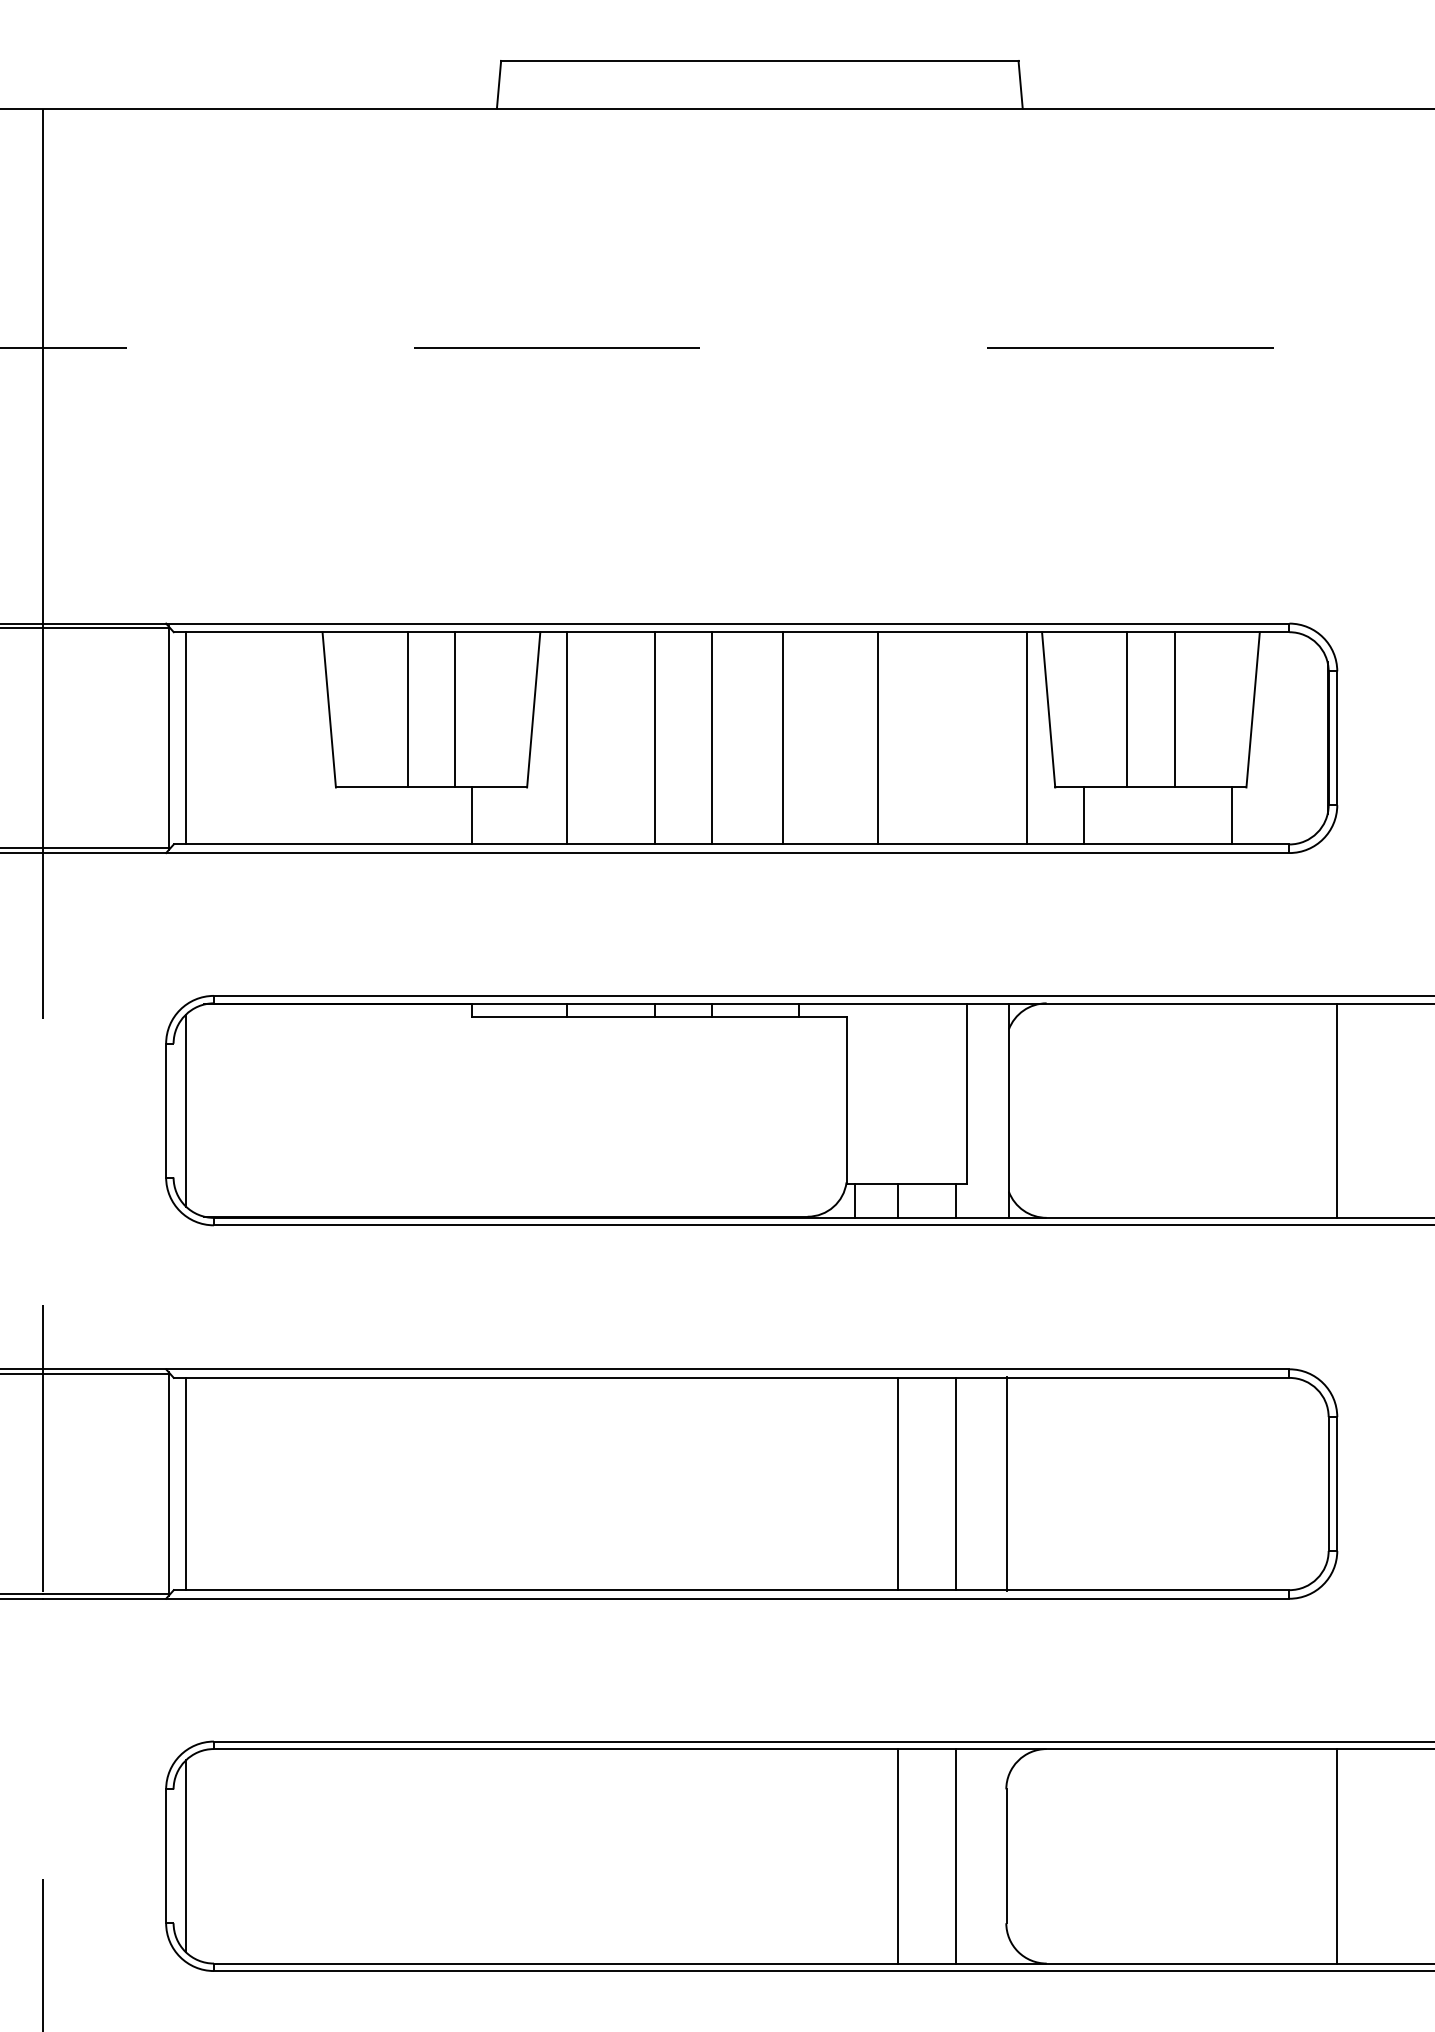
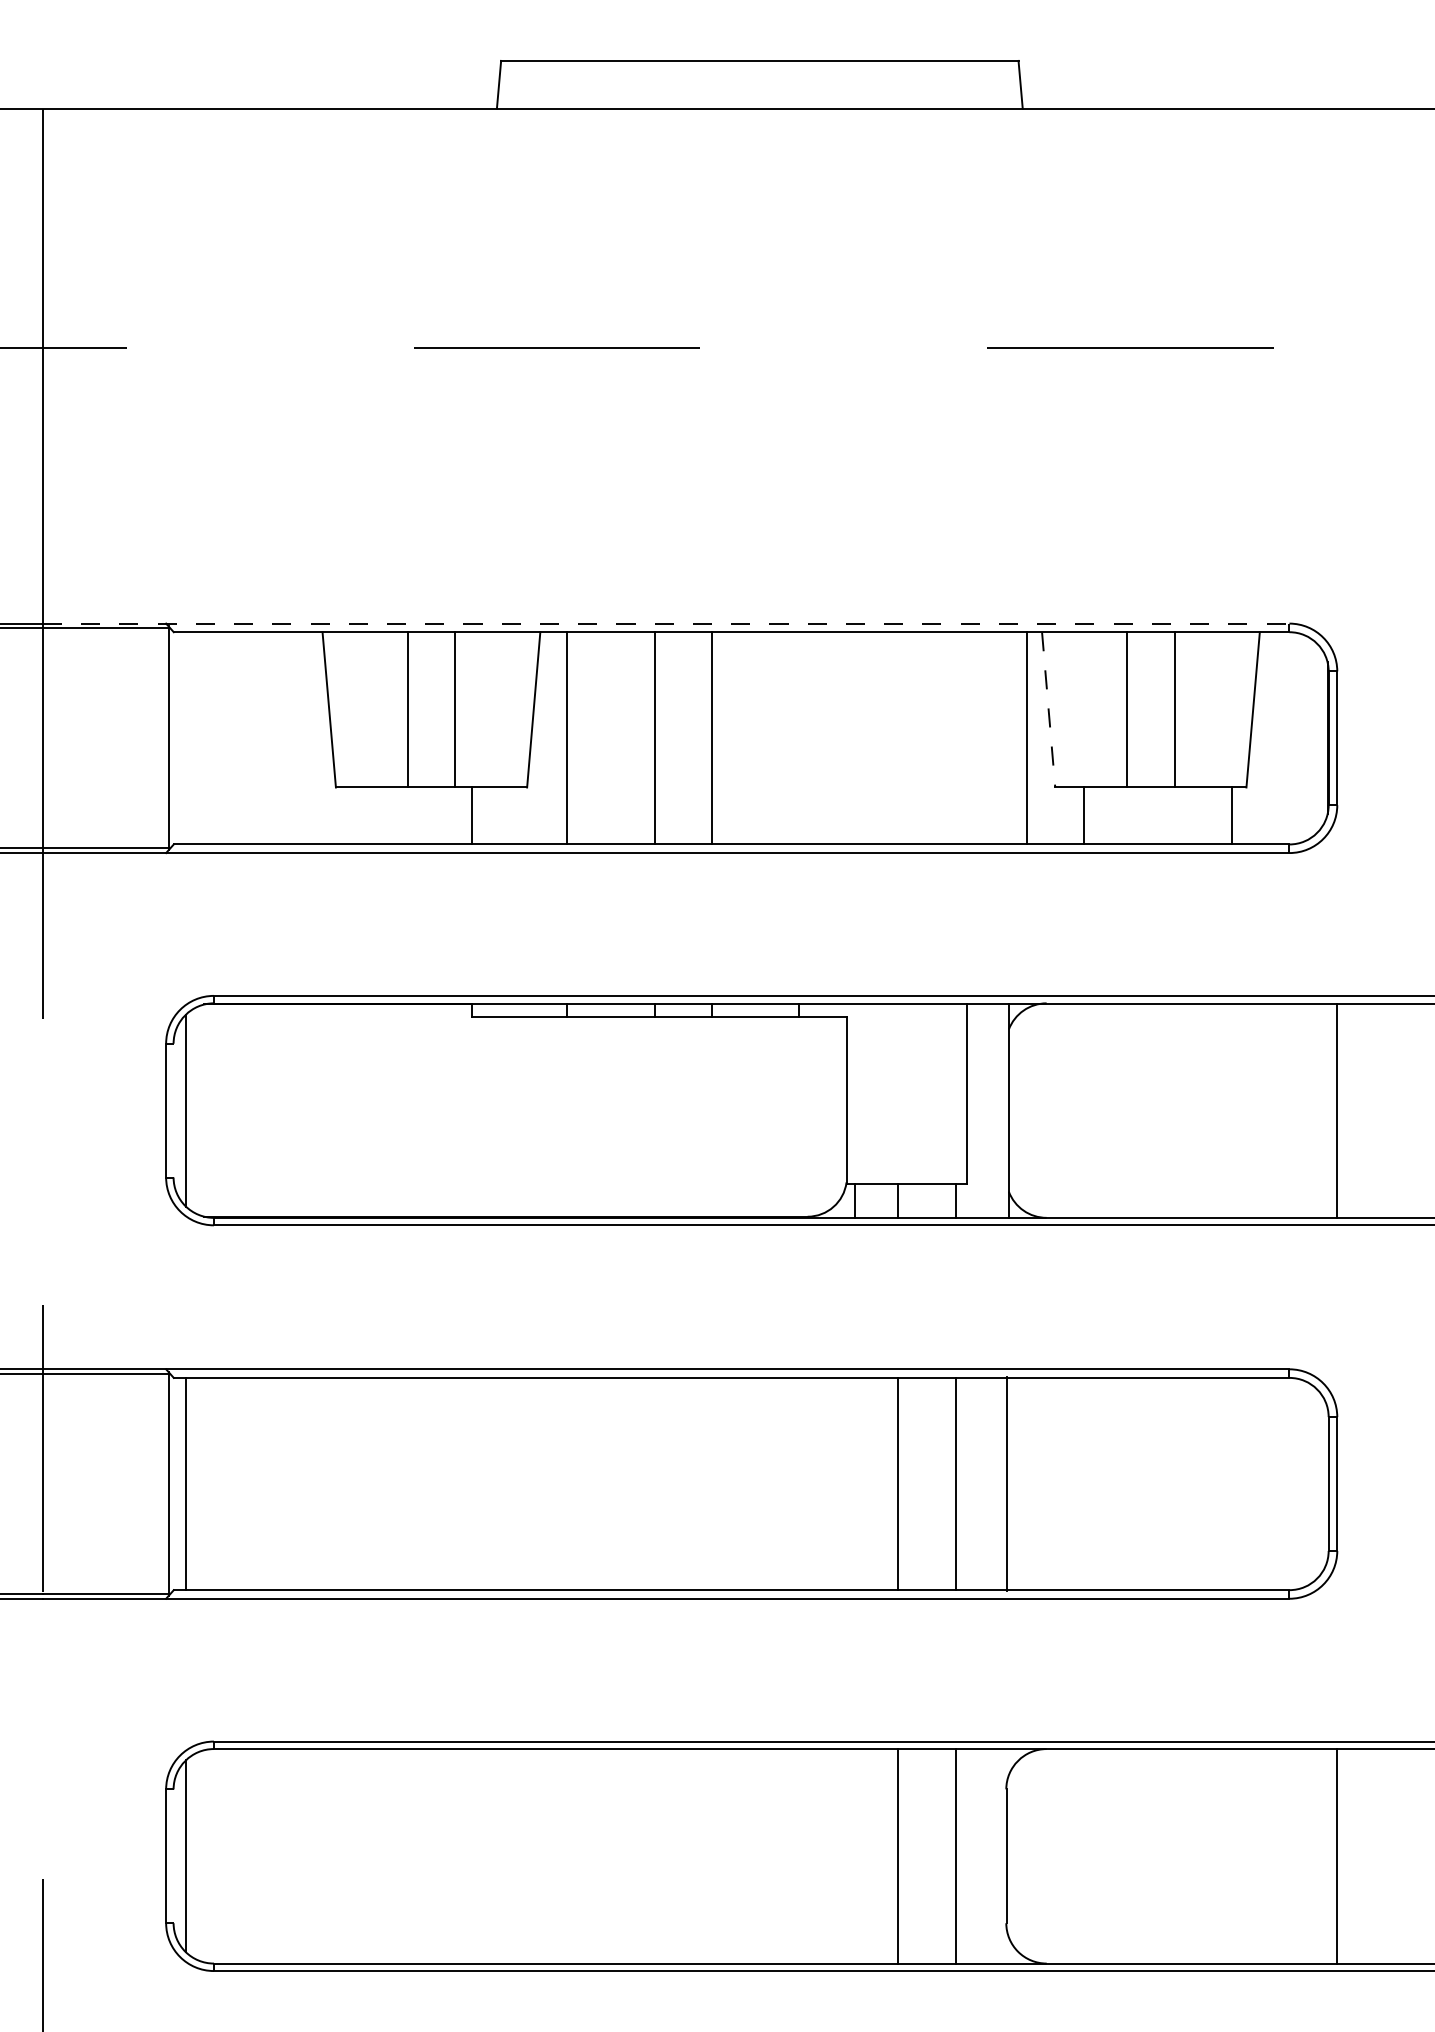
line: solid -> dashed (666, 623)
line: solid -> dashed (1048, 709)
line: present -> none (186, 738)
line: present -> none (782, 738)
line: present -> none (878, 738)
